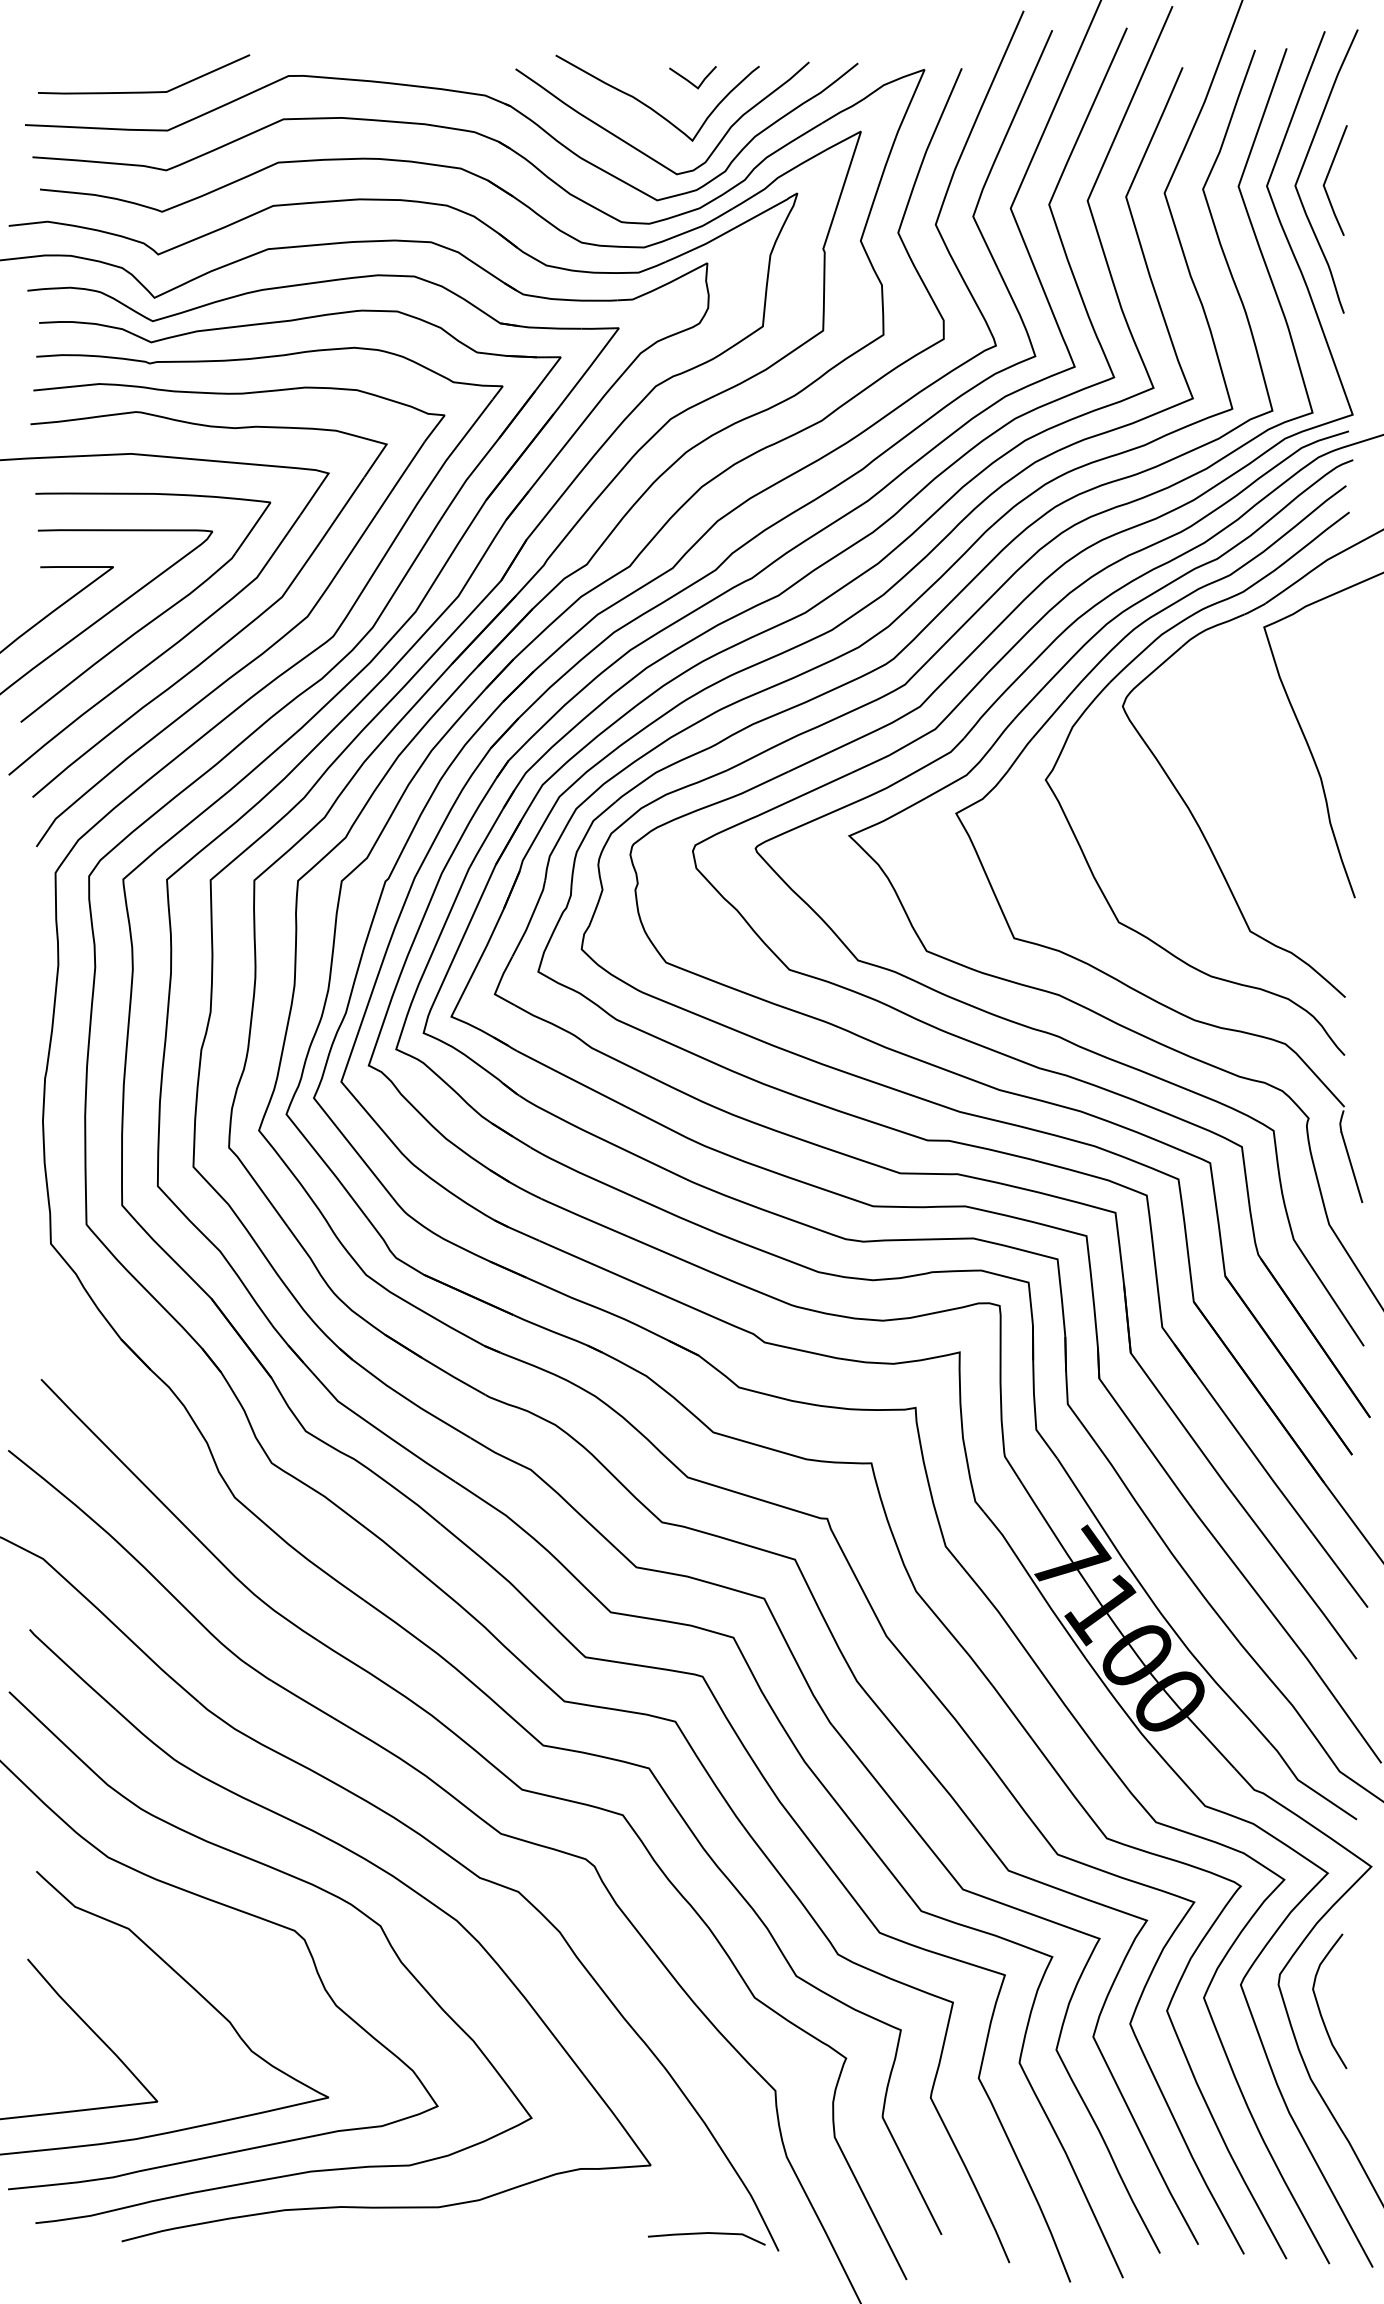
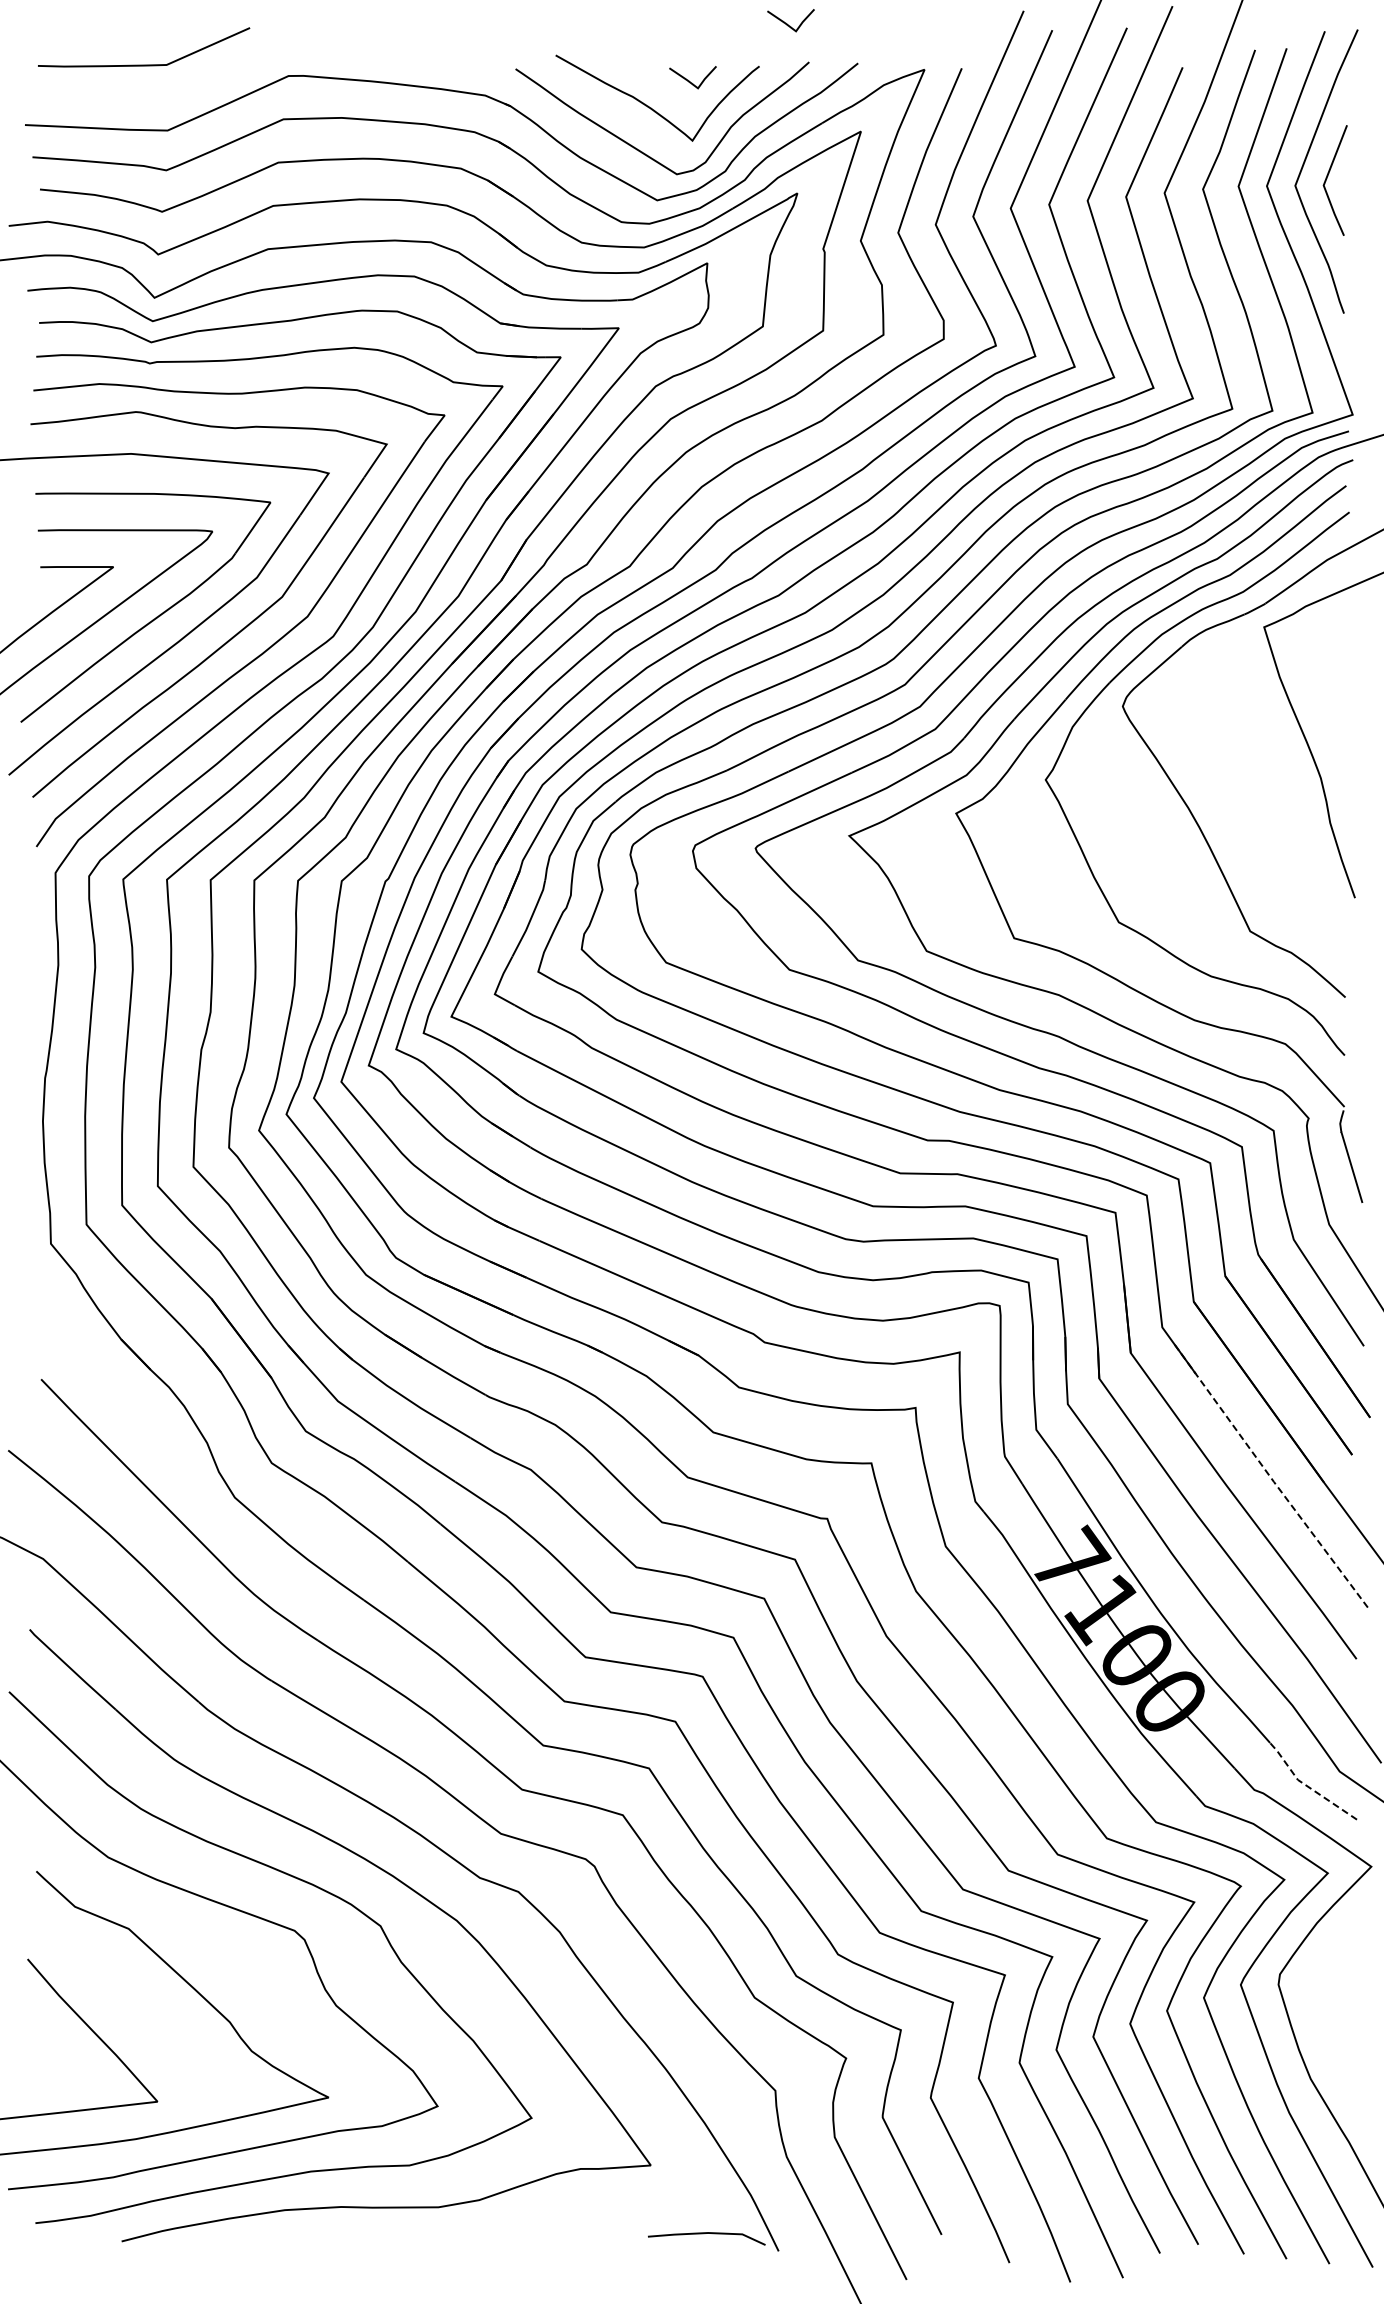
line: none -> present (787, 23)
curve position: (144, 91) -> (144, 64) (144, 64)
line: solid -> dashed (1269, 1476)
line: solid -> dashed (1306, 1785)
curve: present -> none (1318, 2003)
